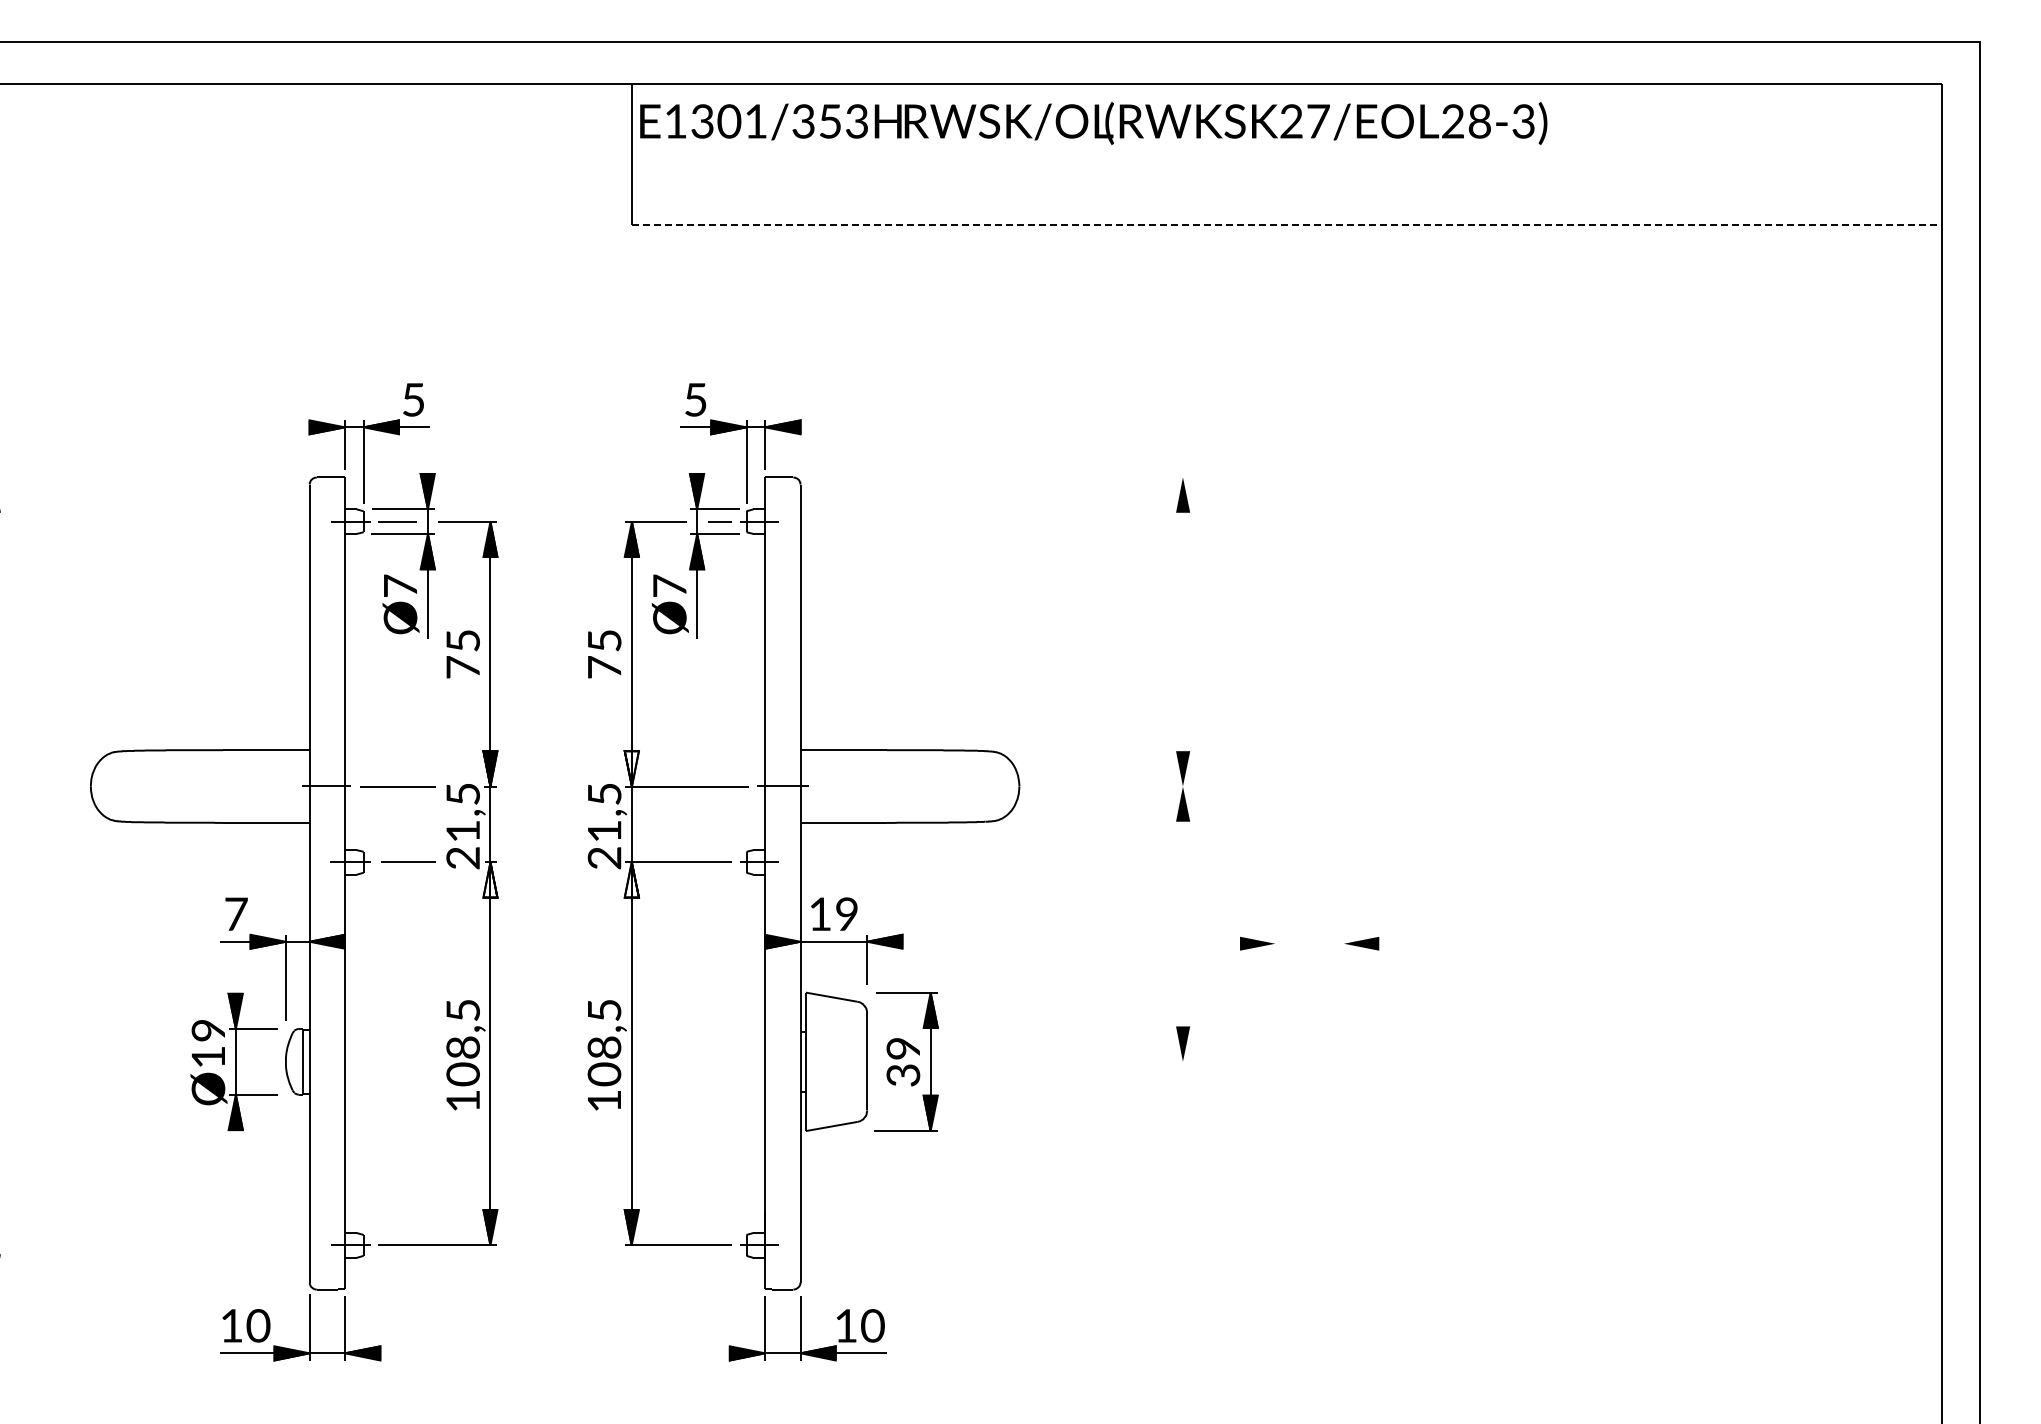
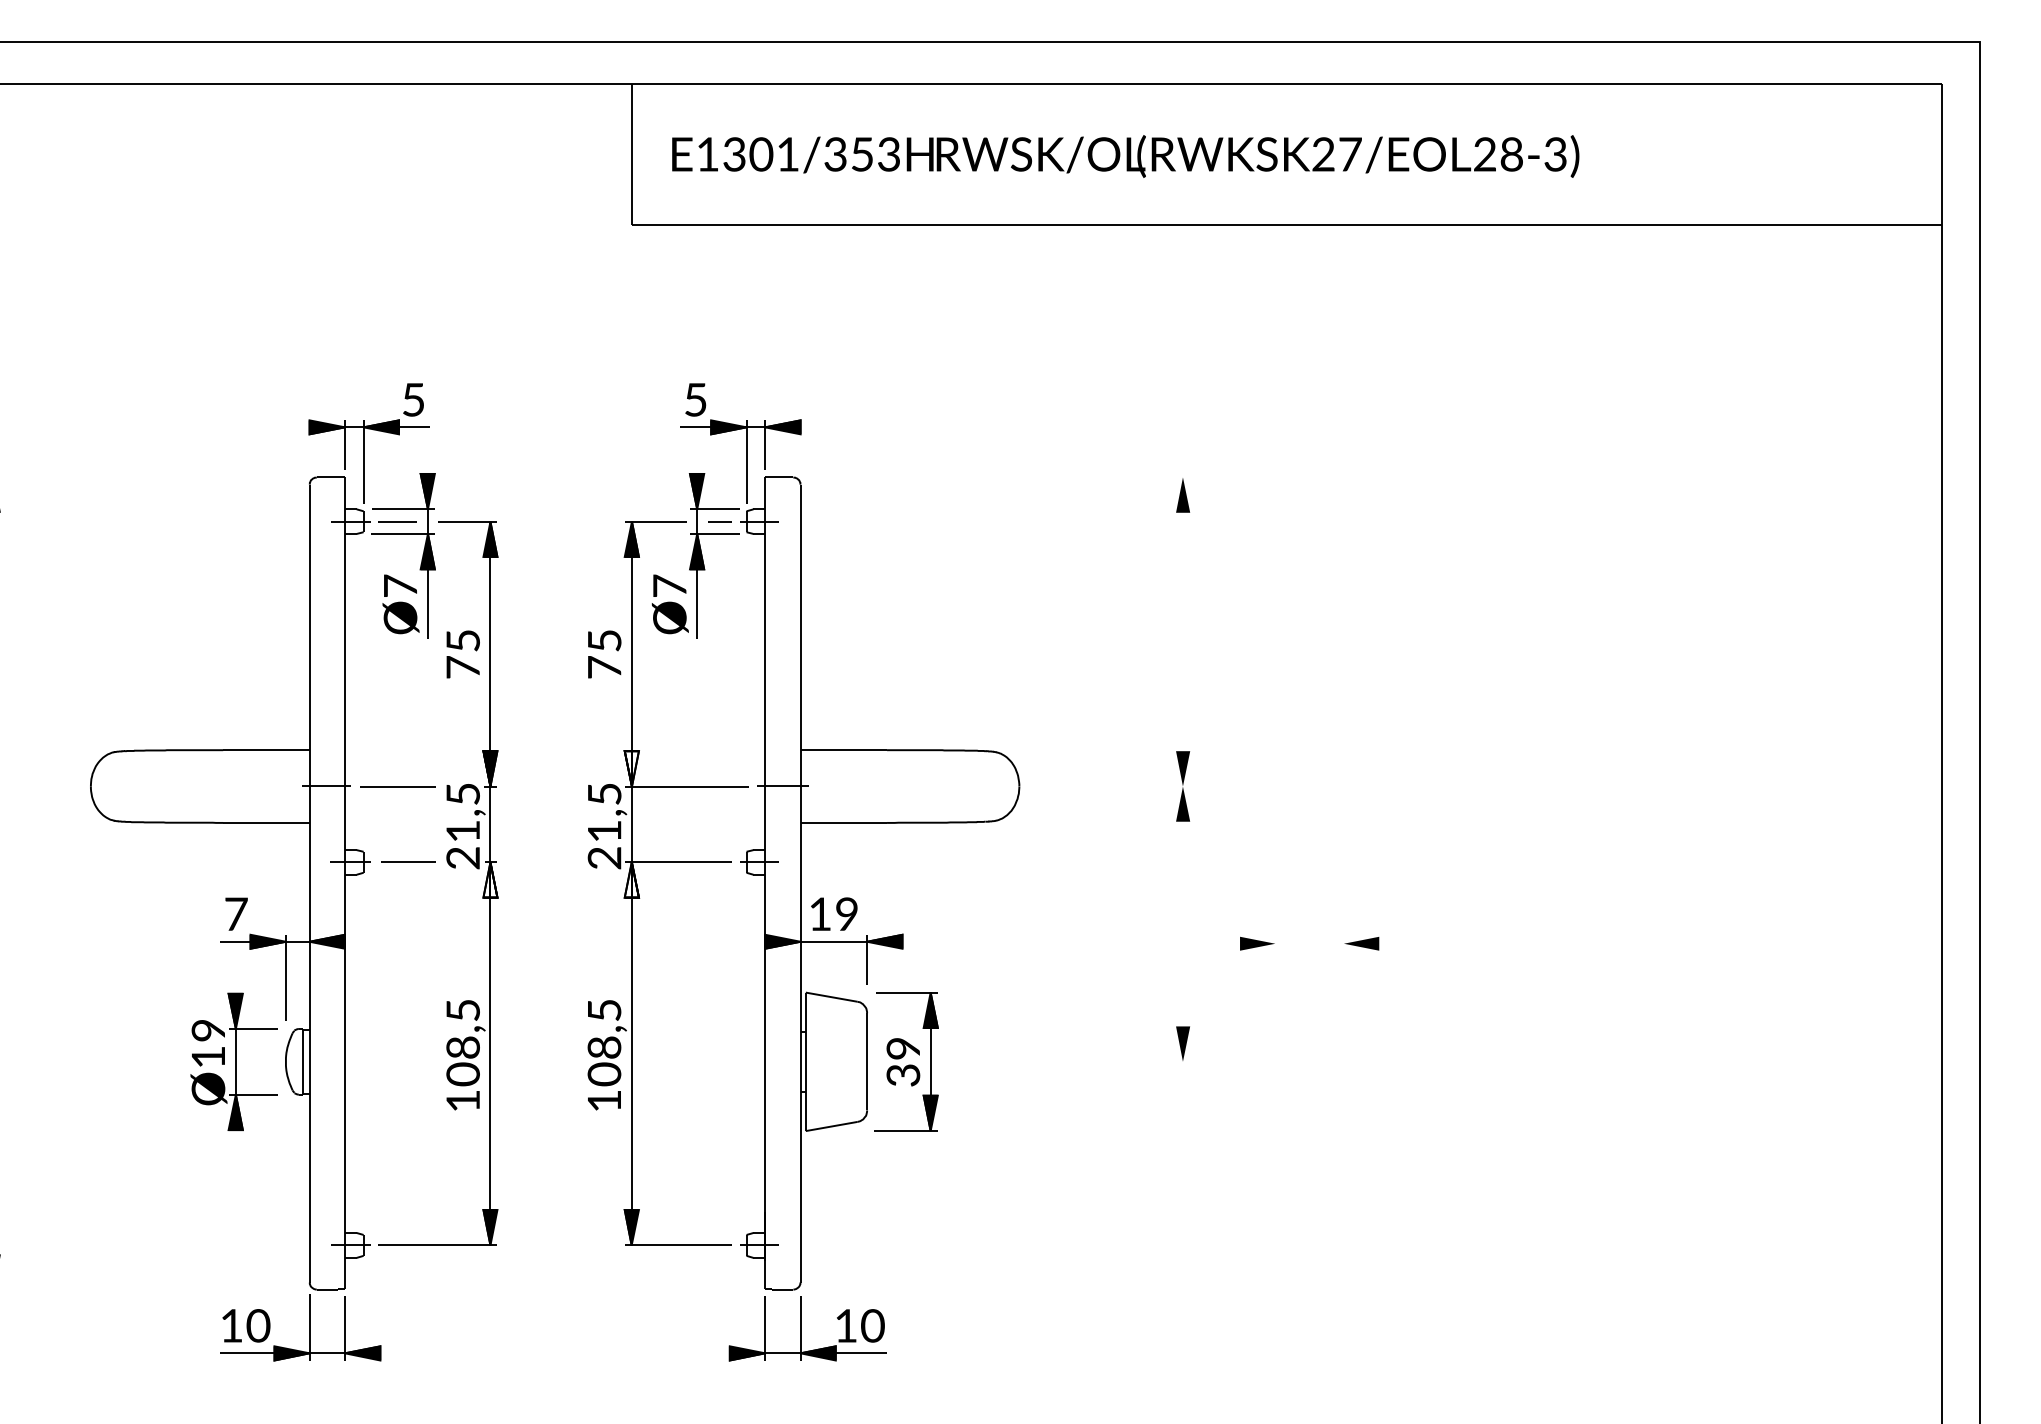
text position: (1093, 123) -> (1125, 156) (1125, 156)
line: dashed -> solid (1287, 224)
